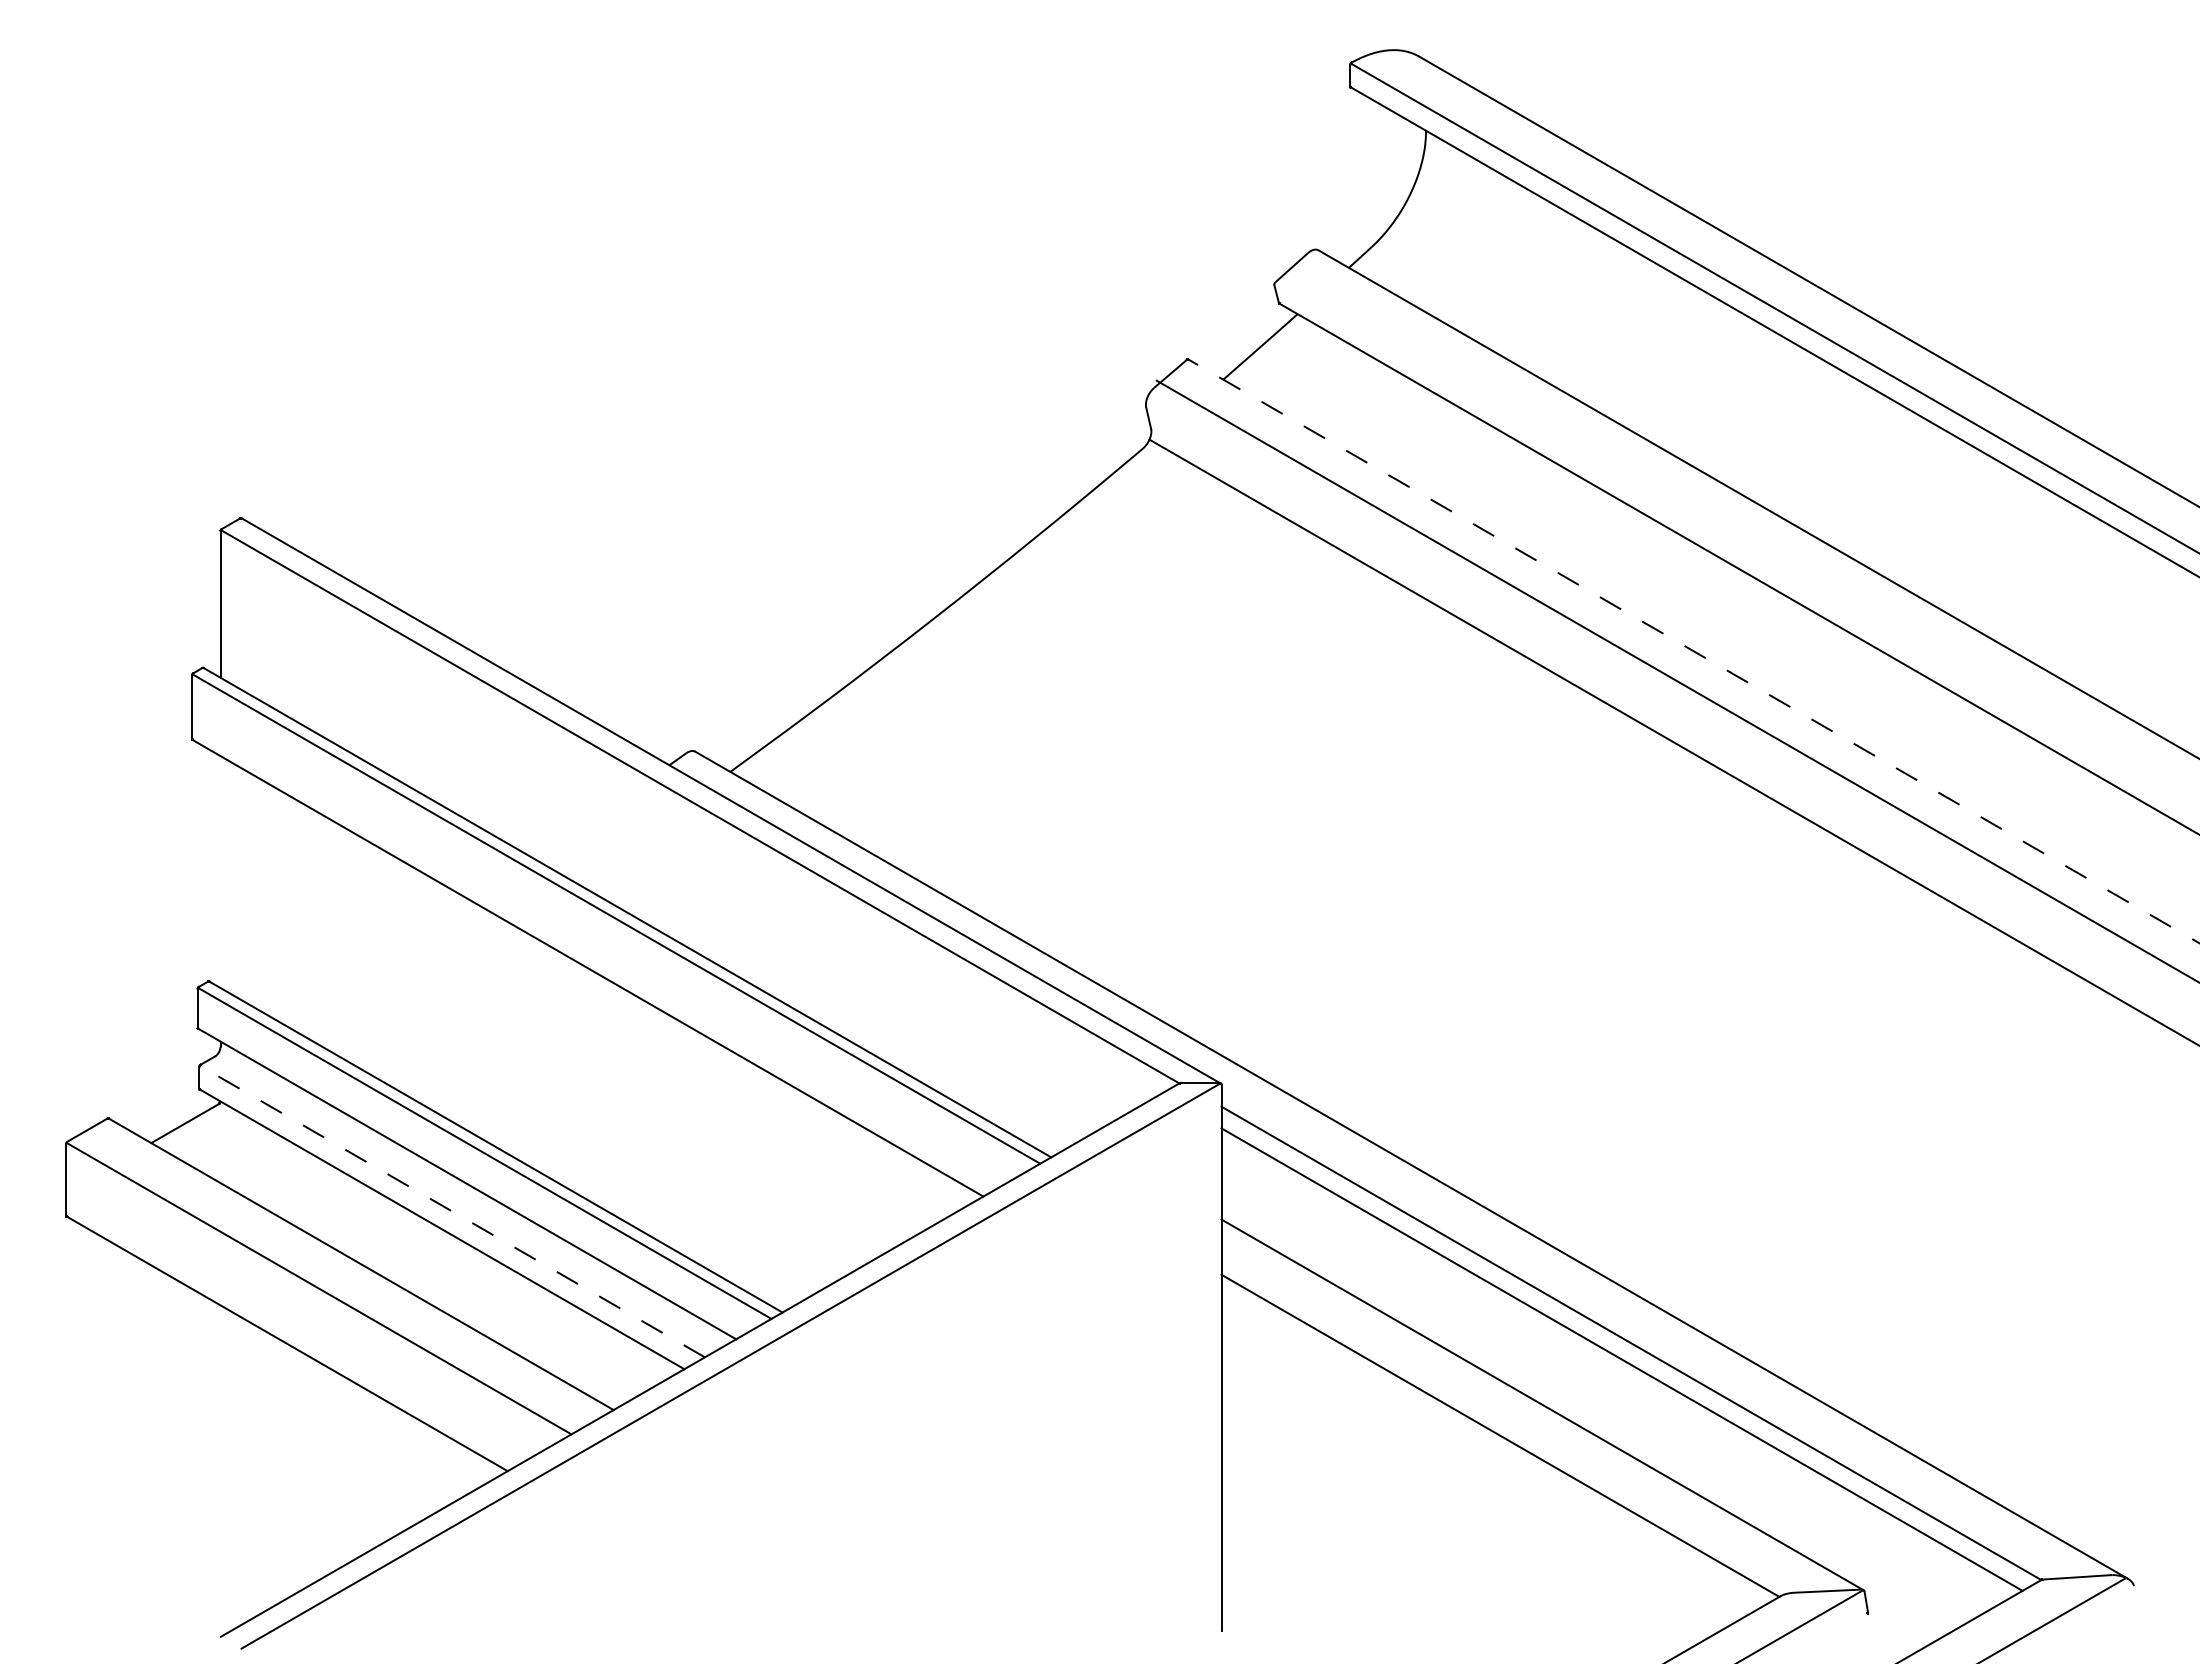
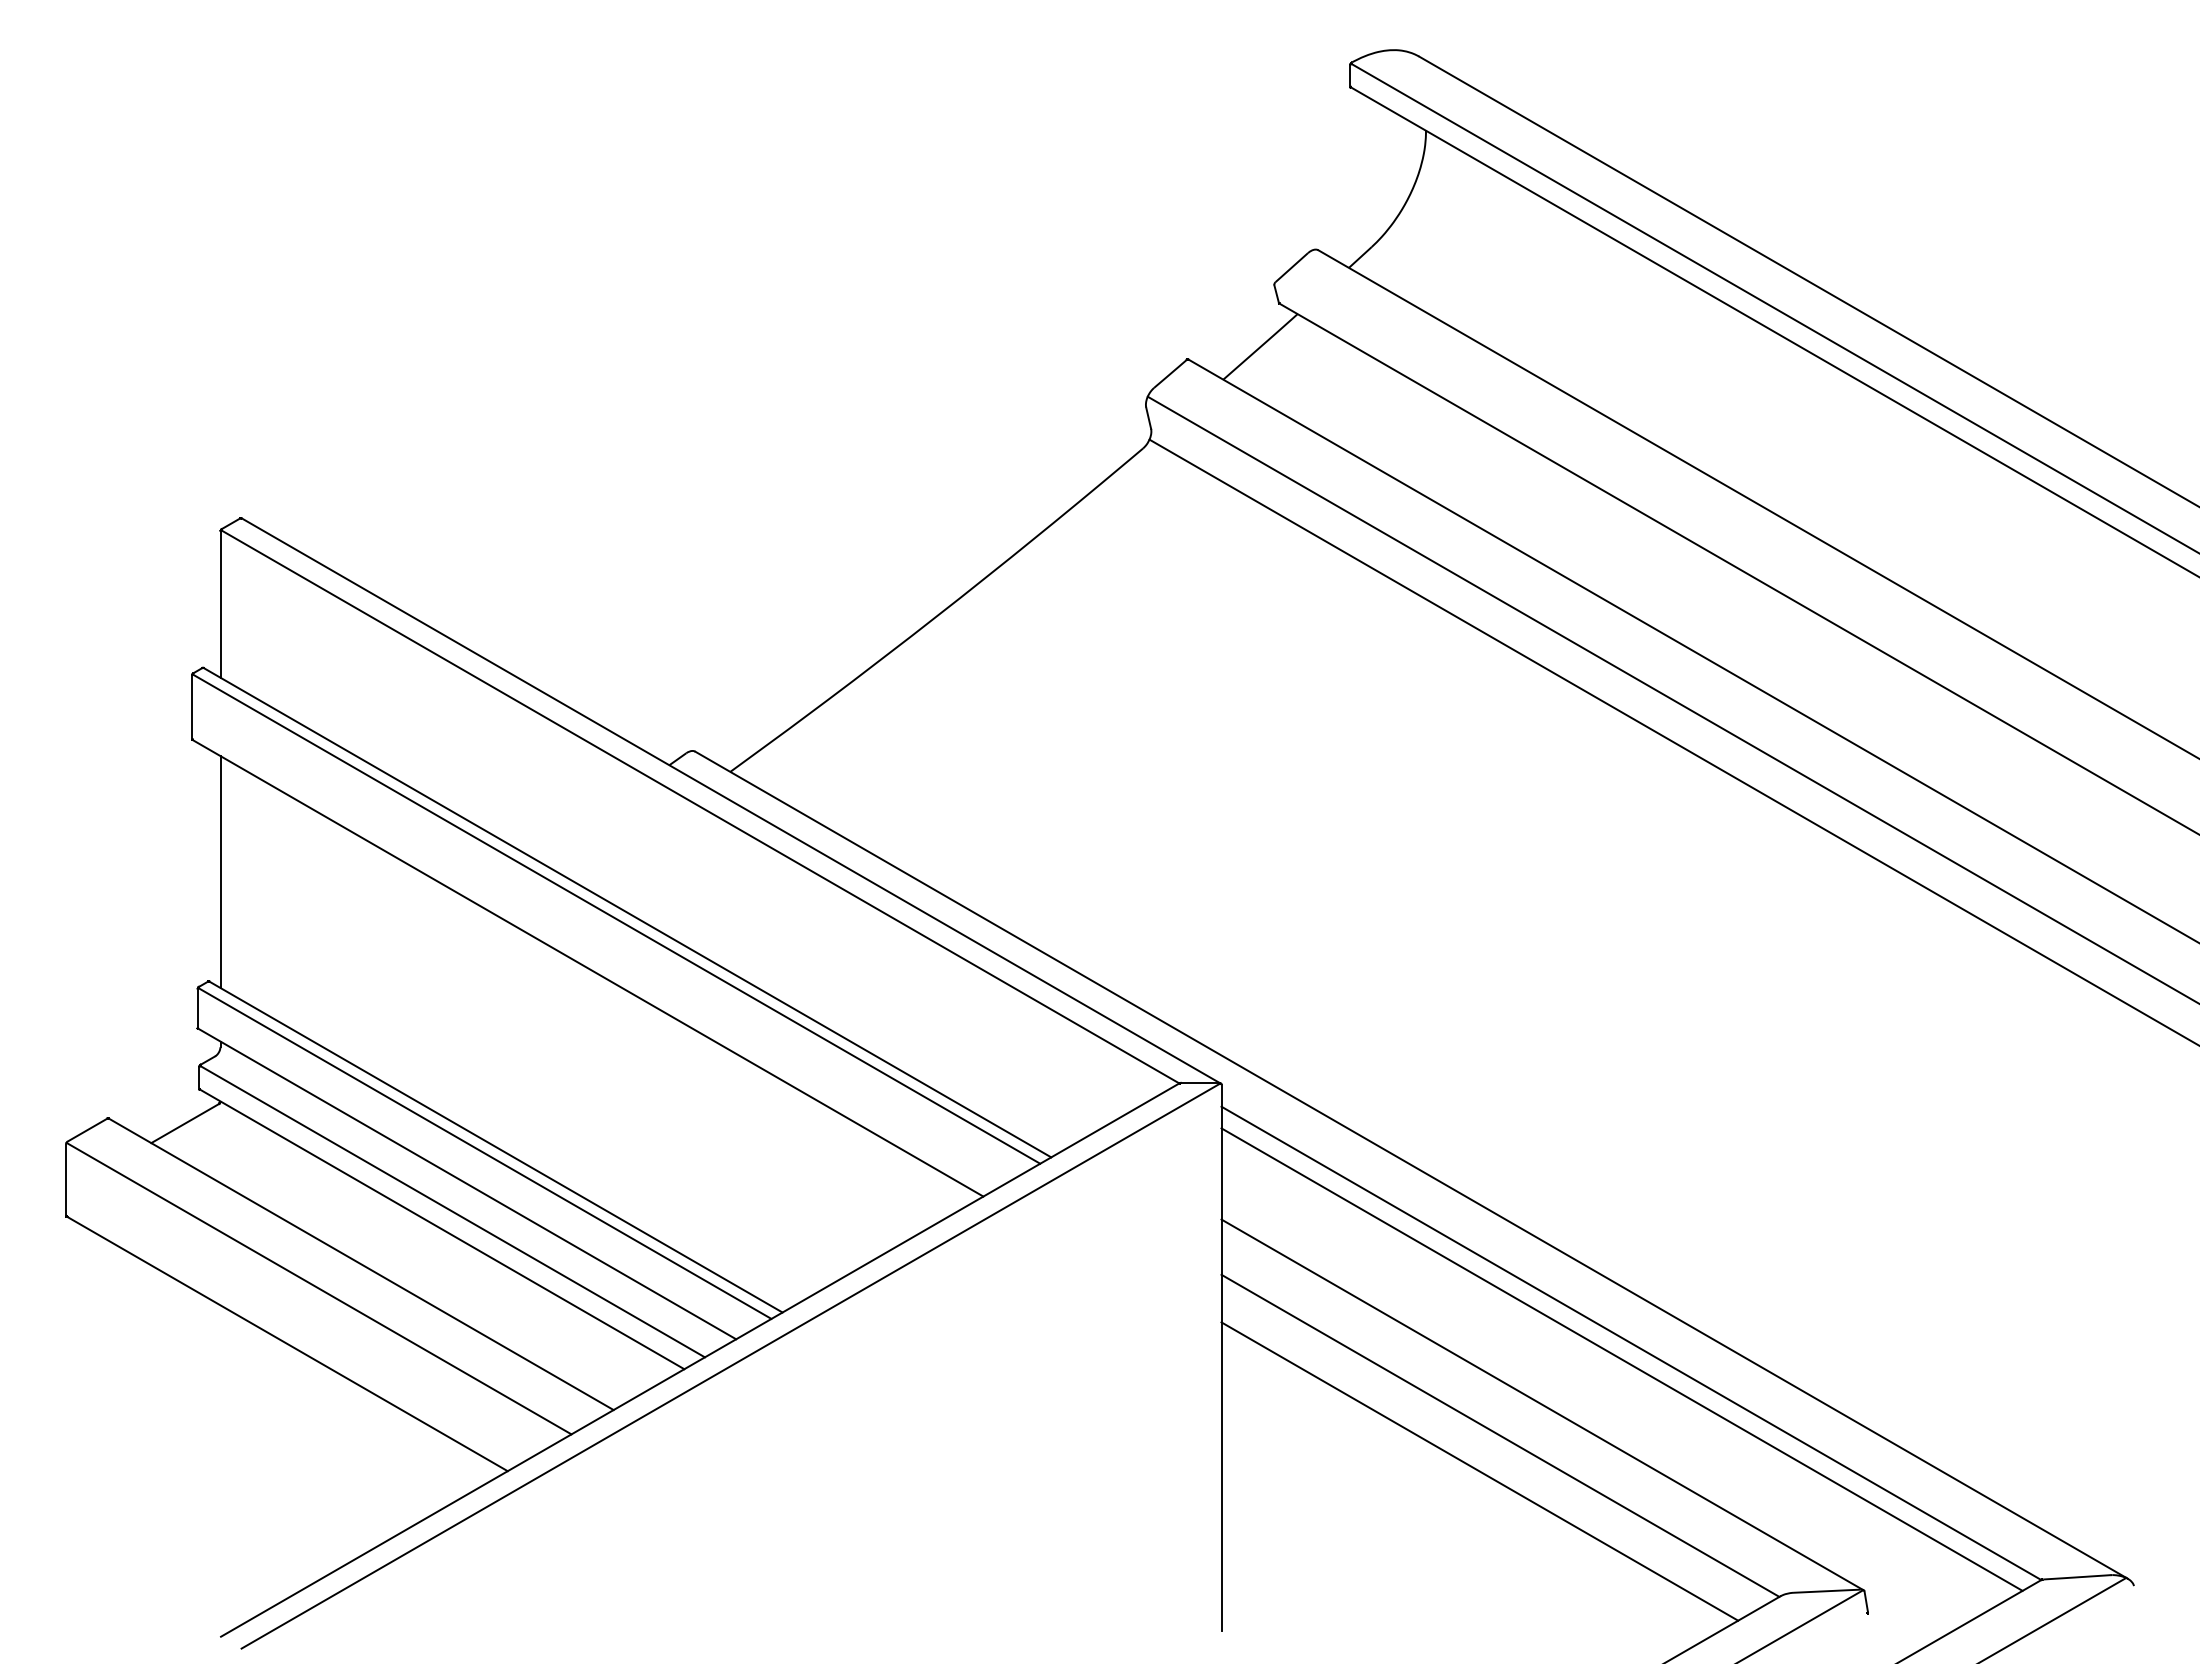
line: dashed -> solid (1694, 651)
line position: (1676, 680) -> (1671, 699) (1671, 699)
line: none -> present (220, 872)
line: dashed -> solid (452, 1211)
line: none -> present (1479, 1471)
